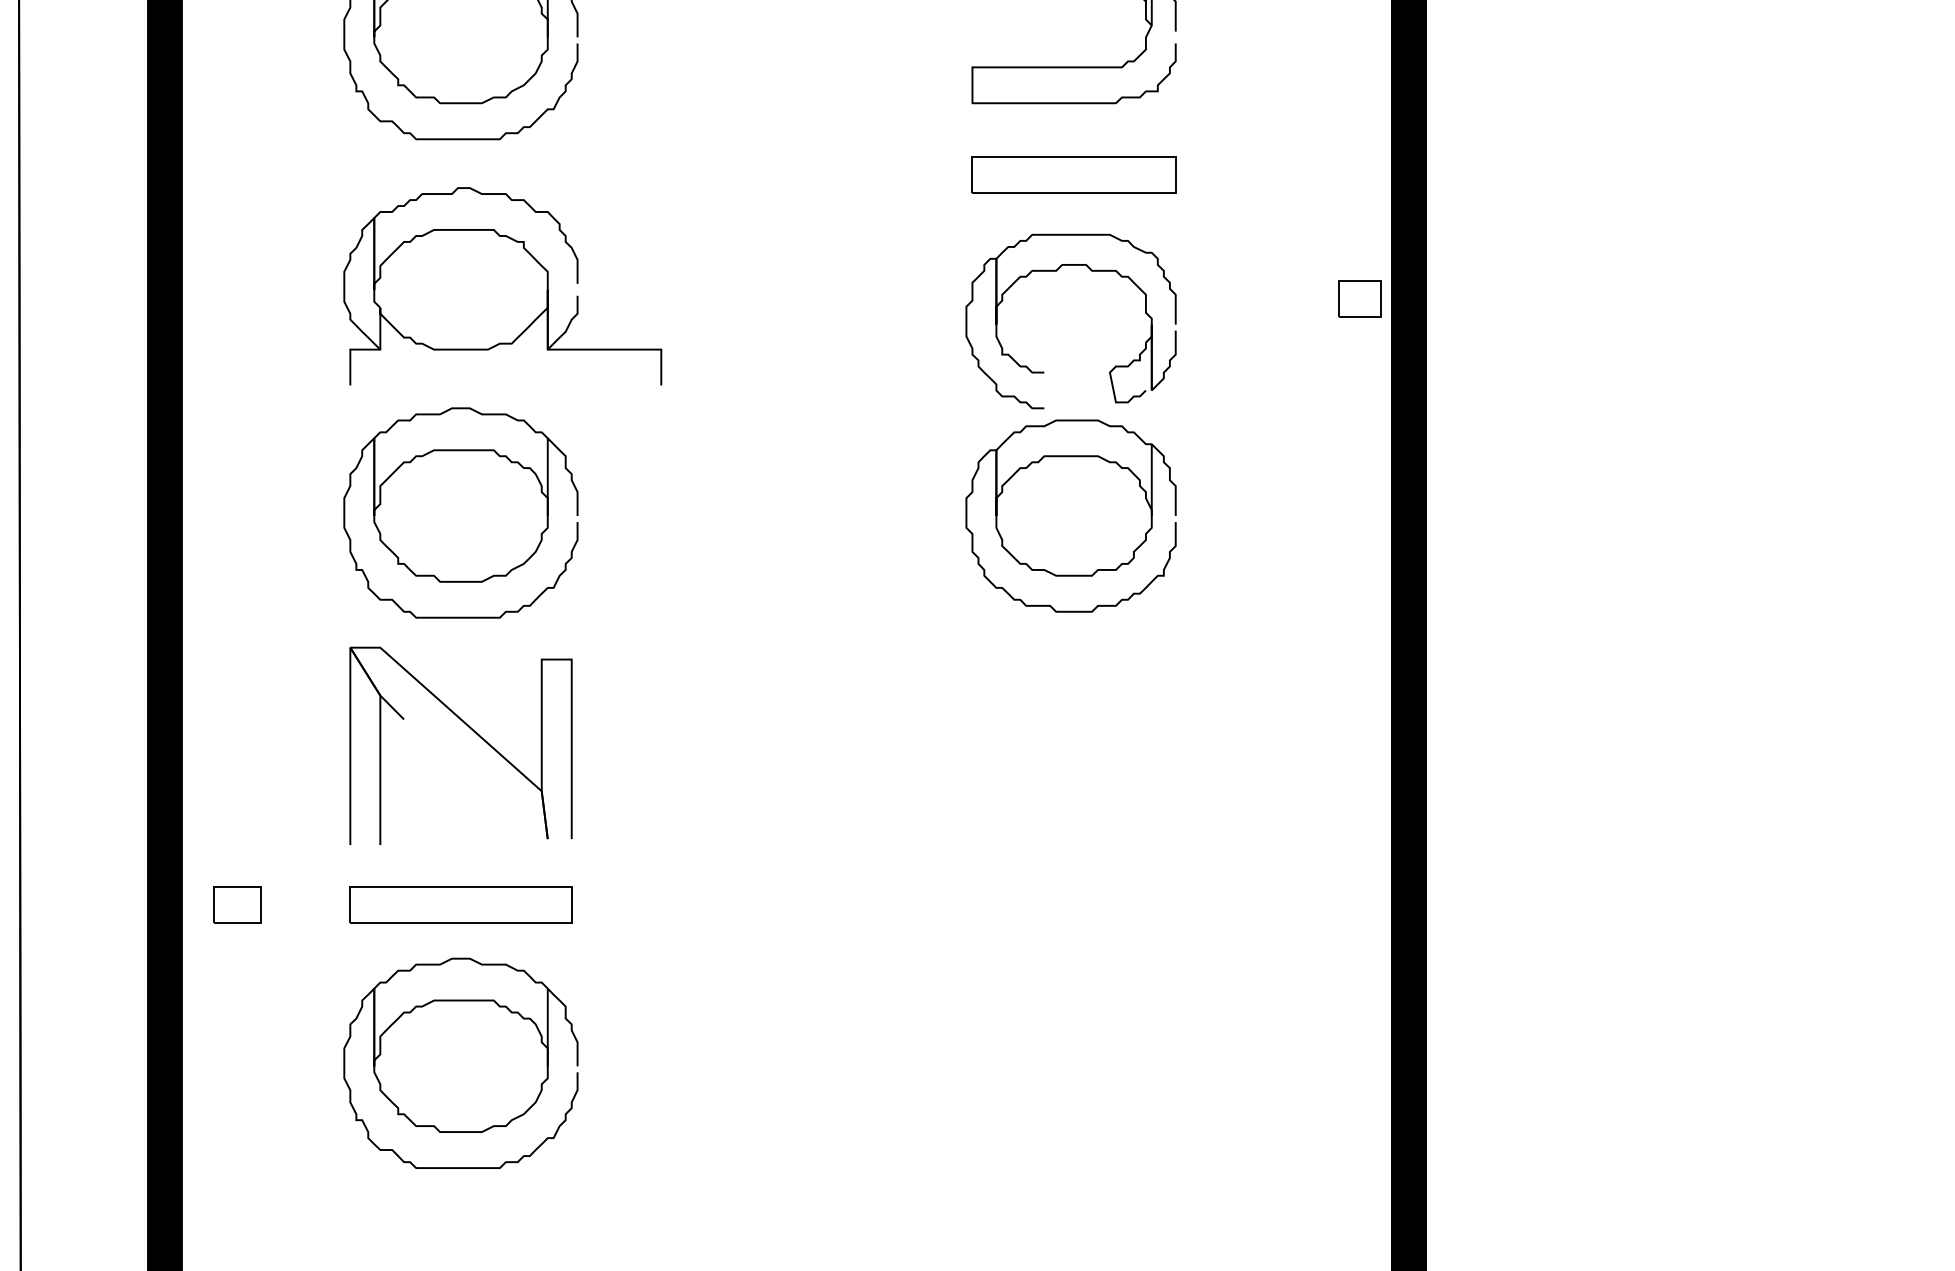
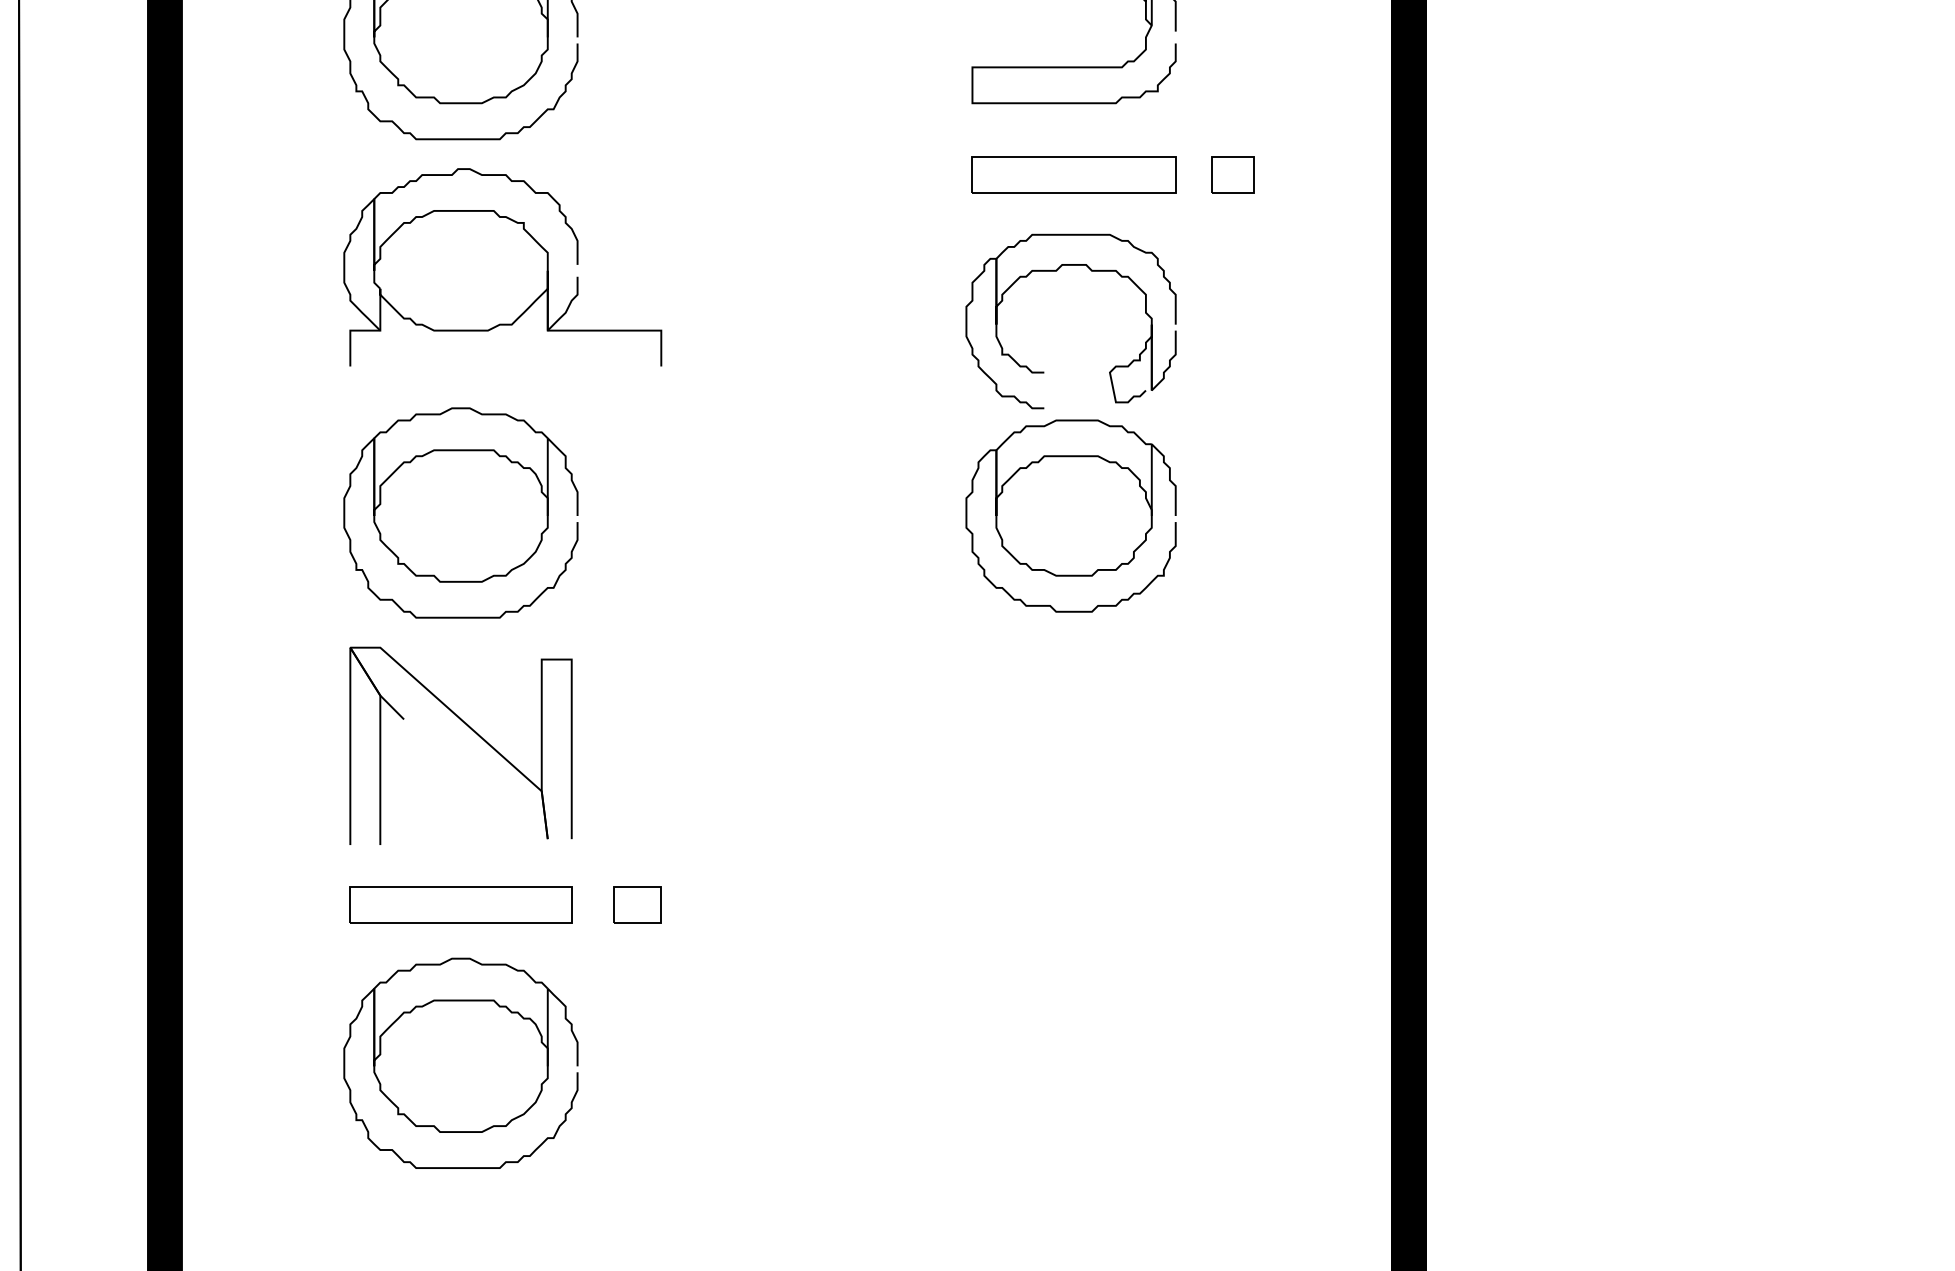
part position: (502, 286) -> (502, 267) (502, 267)
part position: (1359, 298) -> (1232, 174) (1232, 174)
part position: (237, 904) -> (637, 904) (637, 904)
